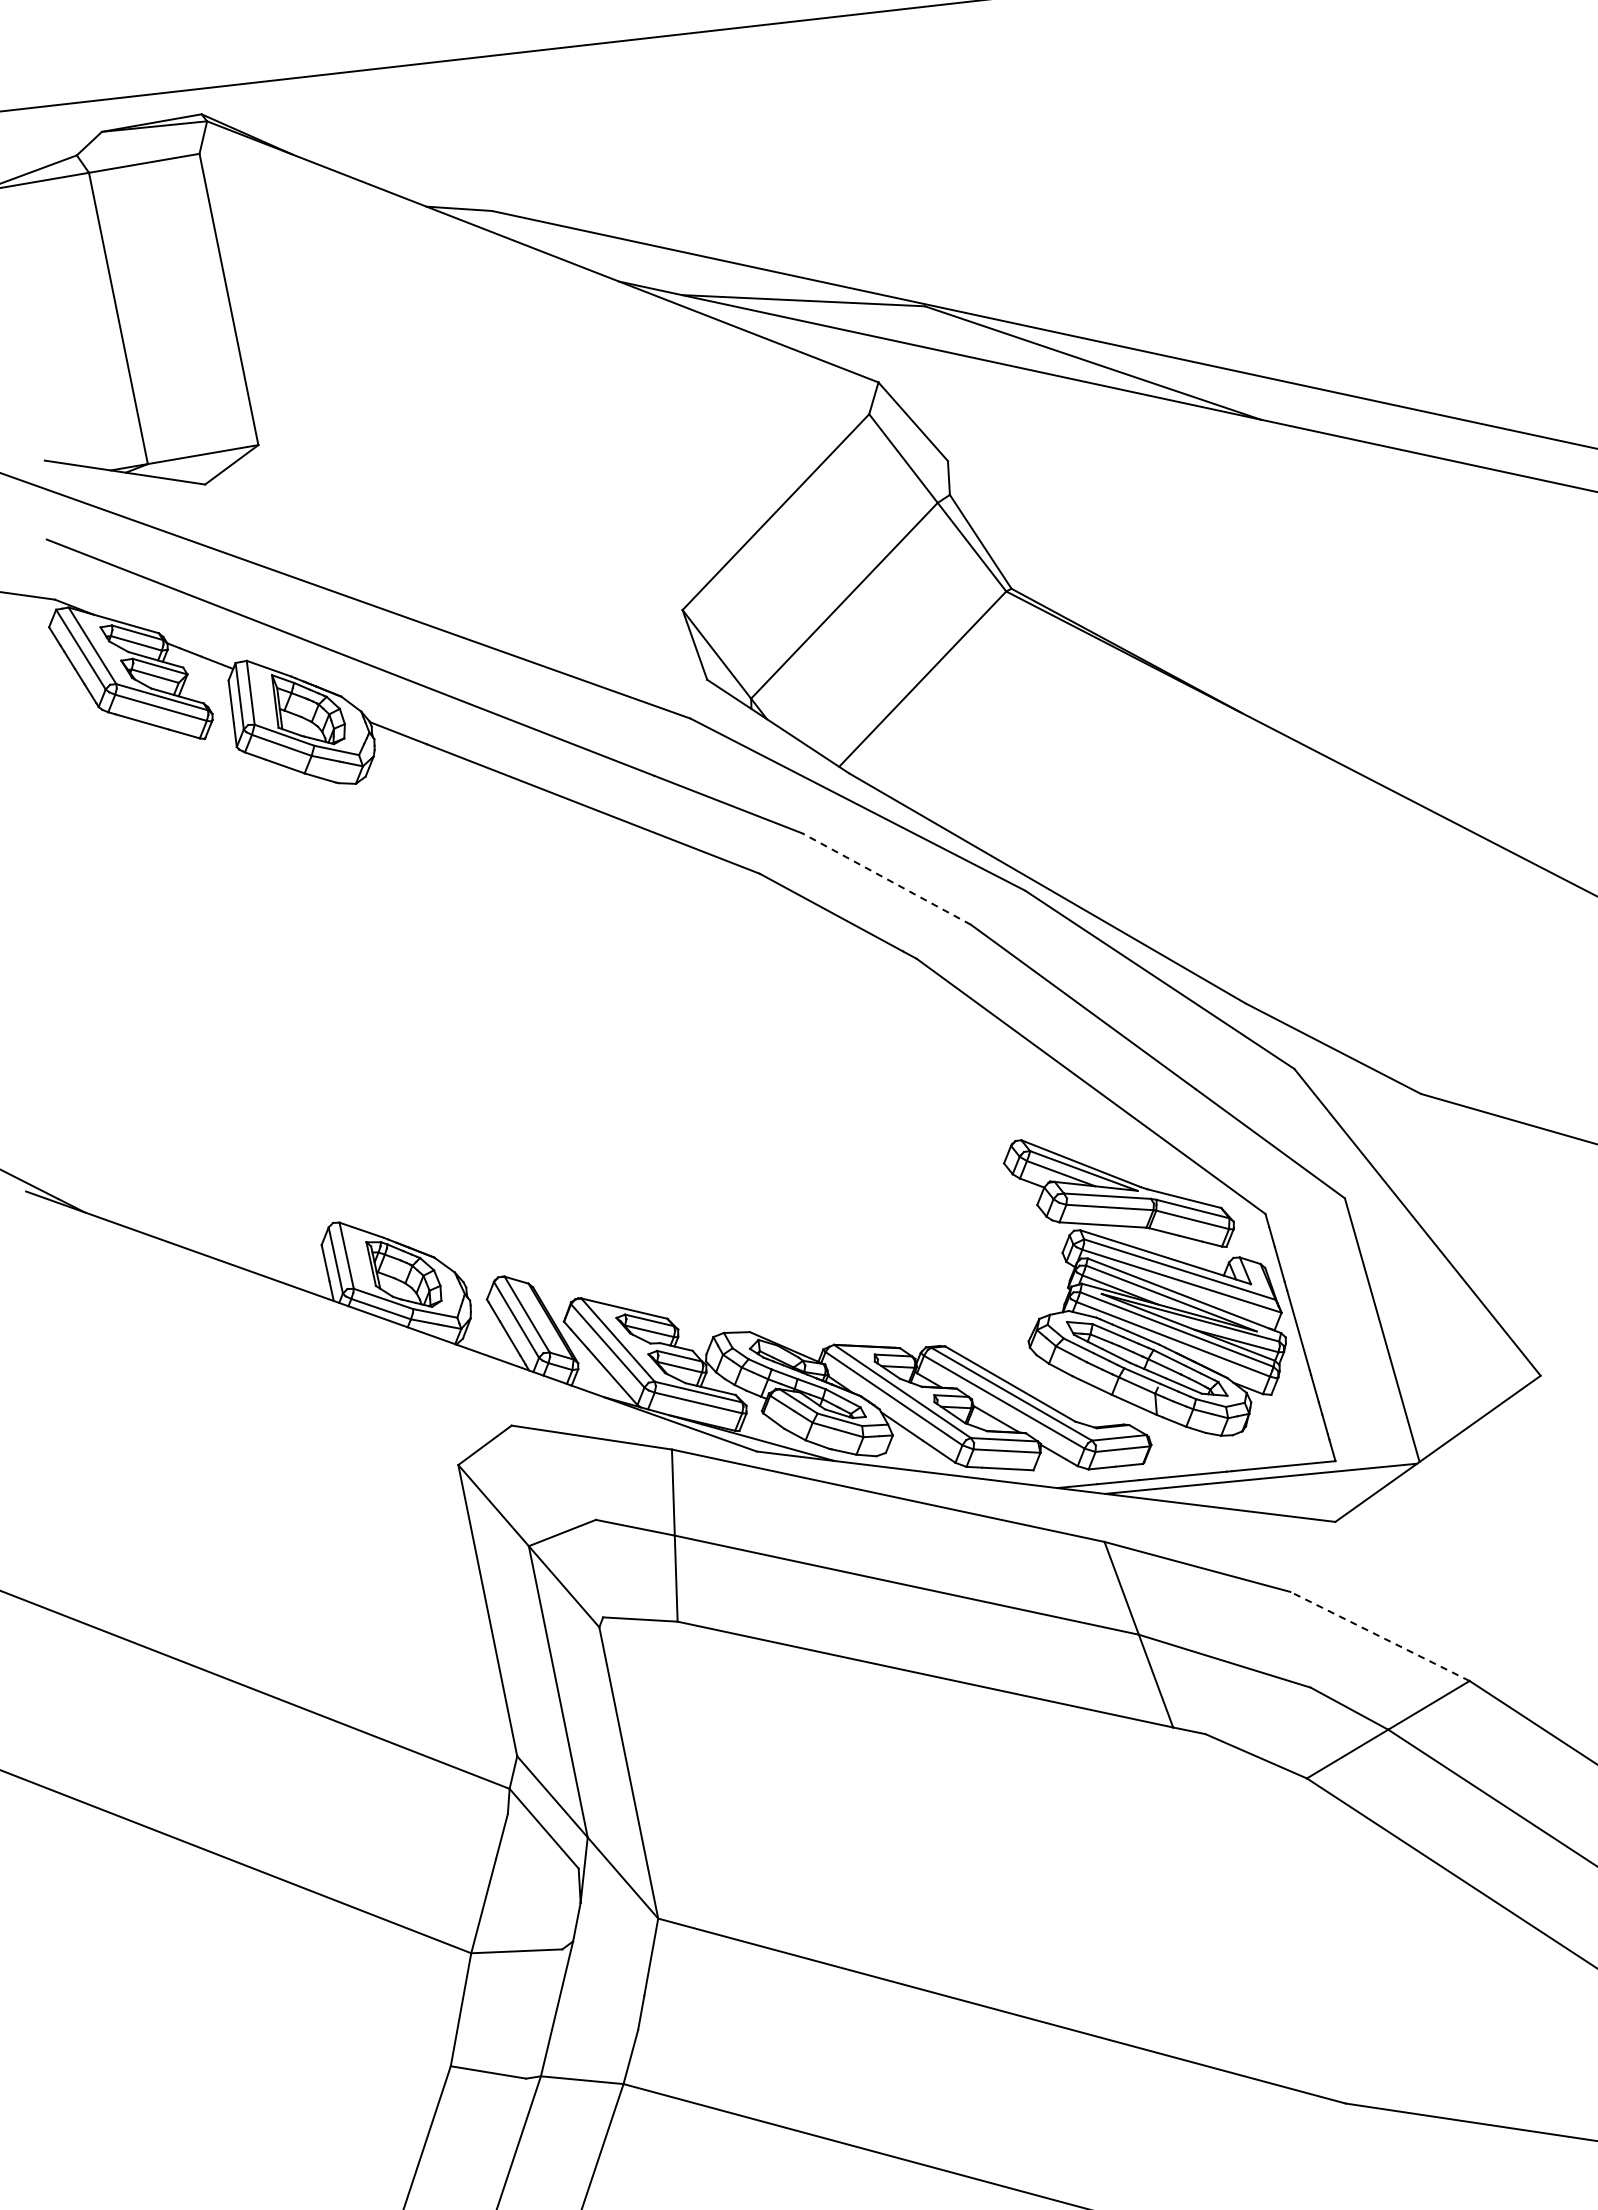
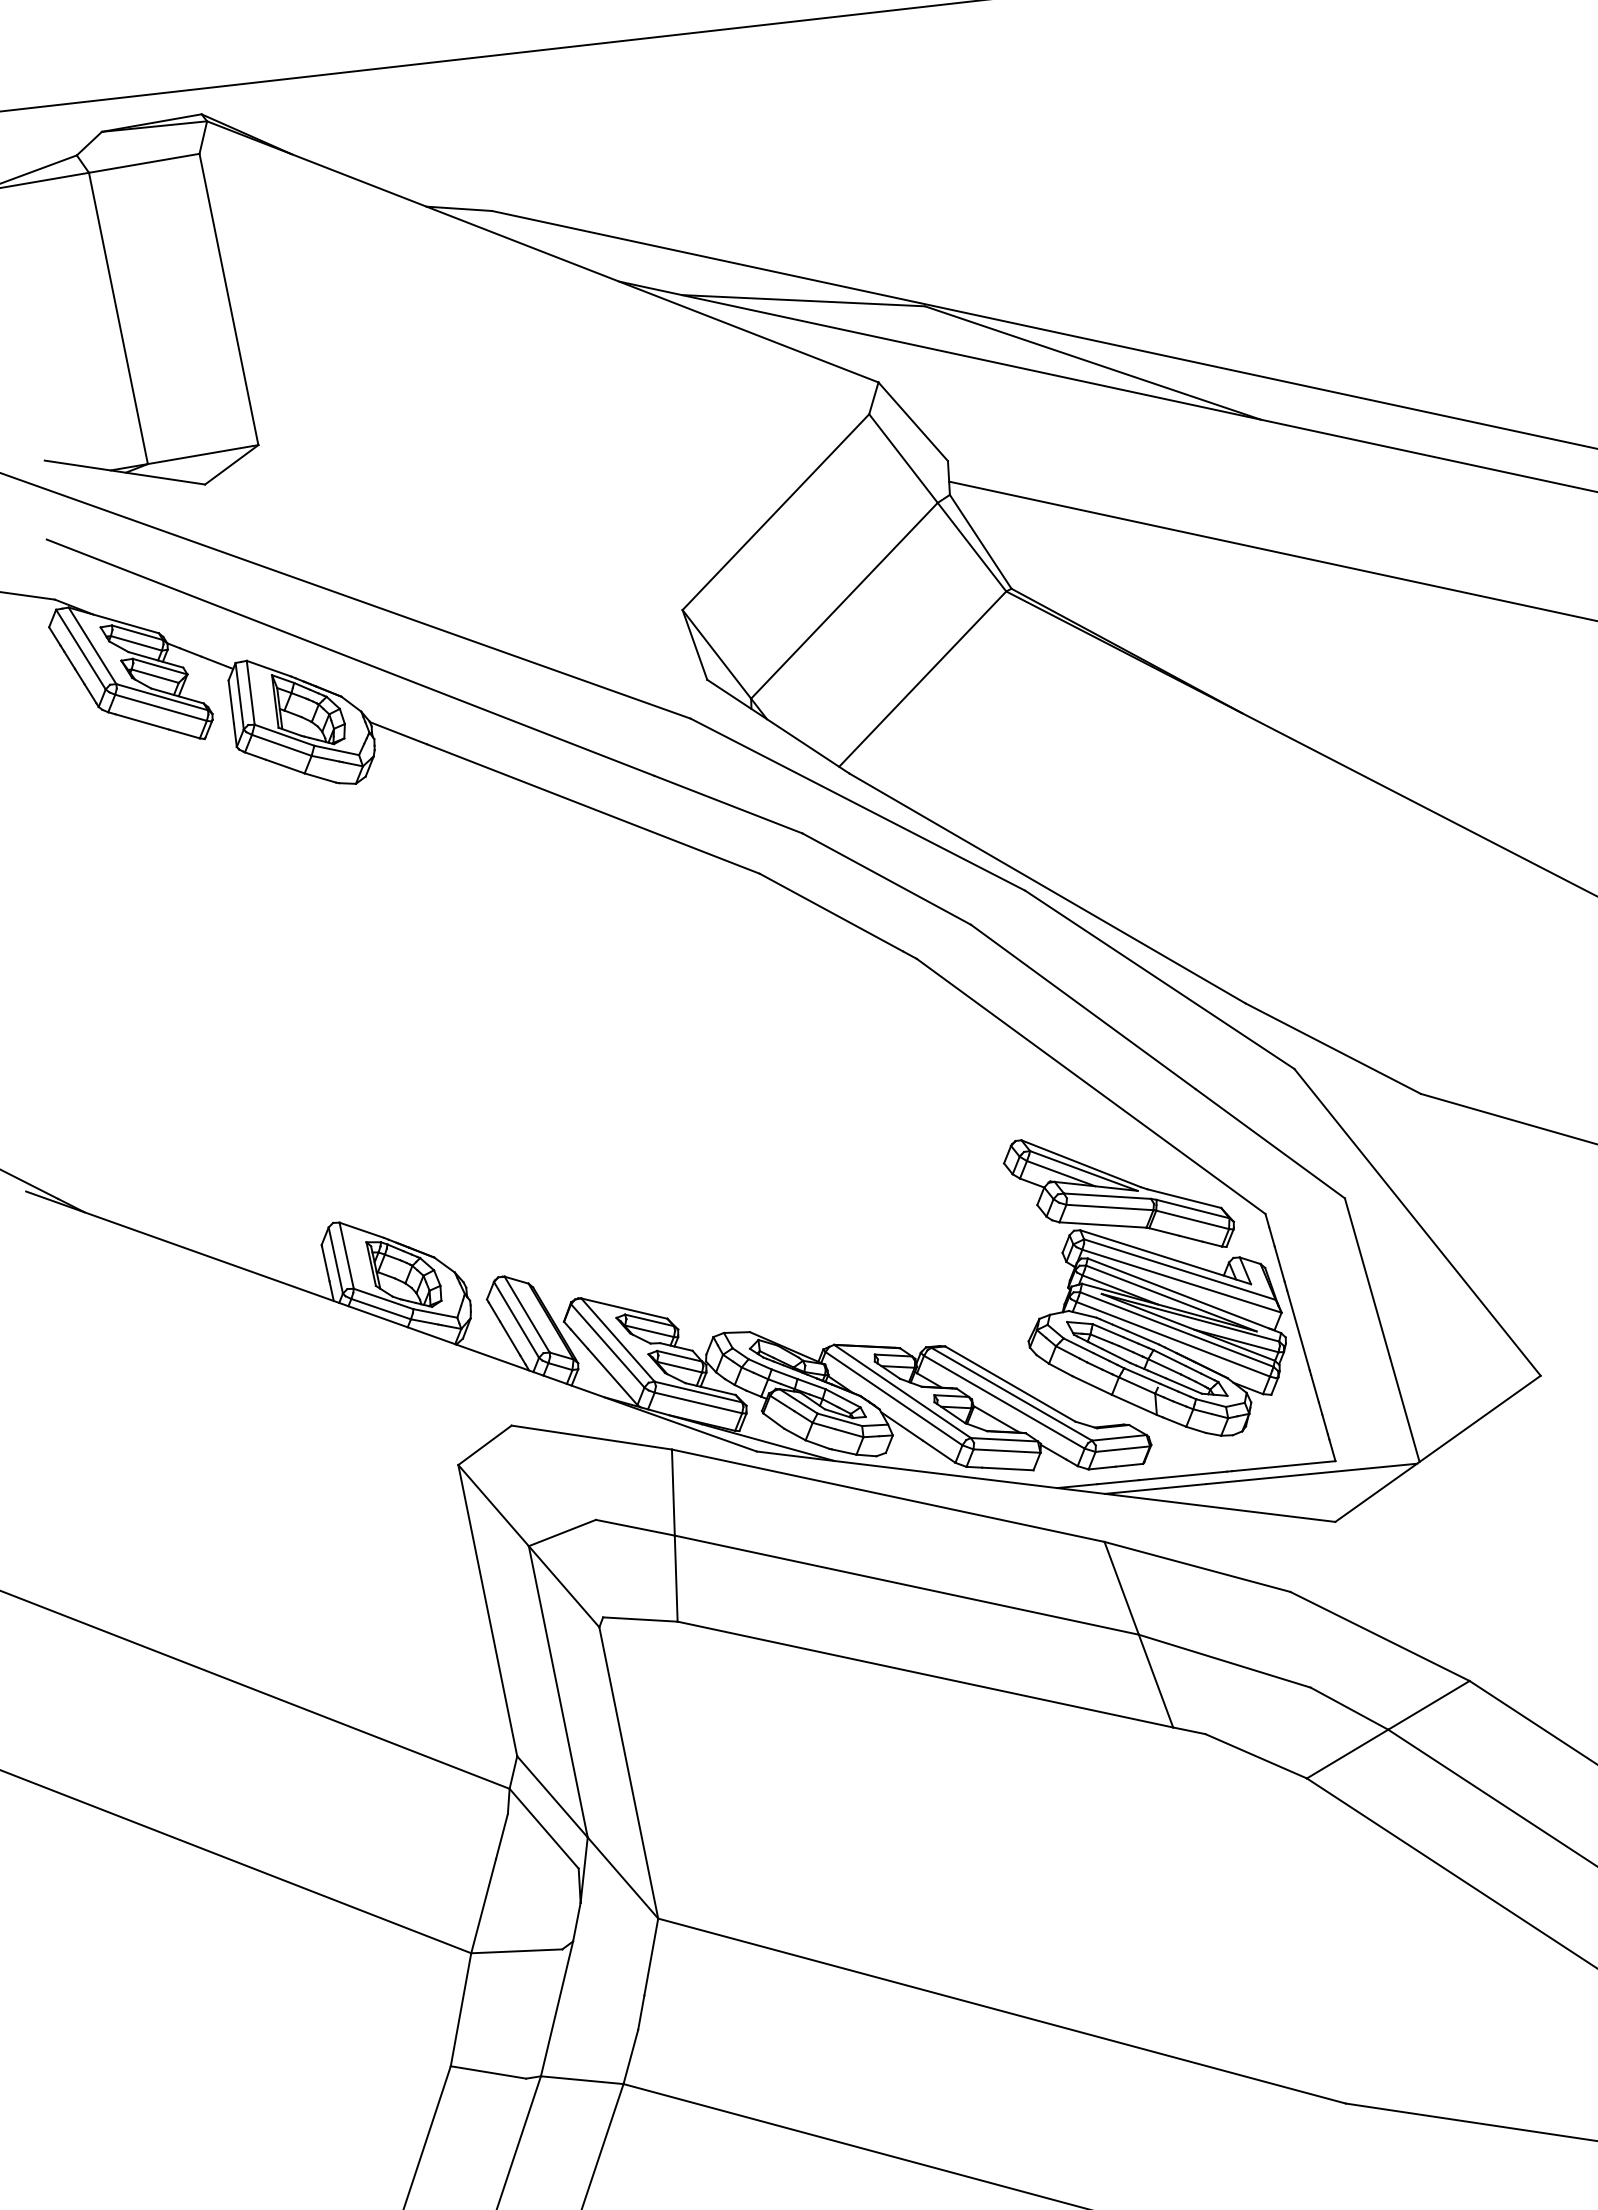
line: none -> present (1271, 550)
line: dashed -> solid (886, 879)
line: dashed -> solid (1379, 1636)
